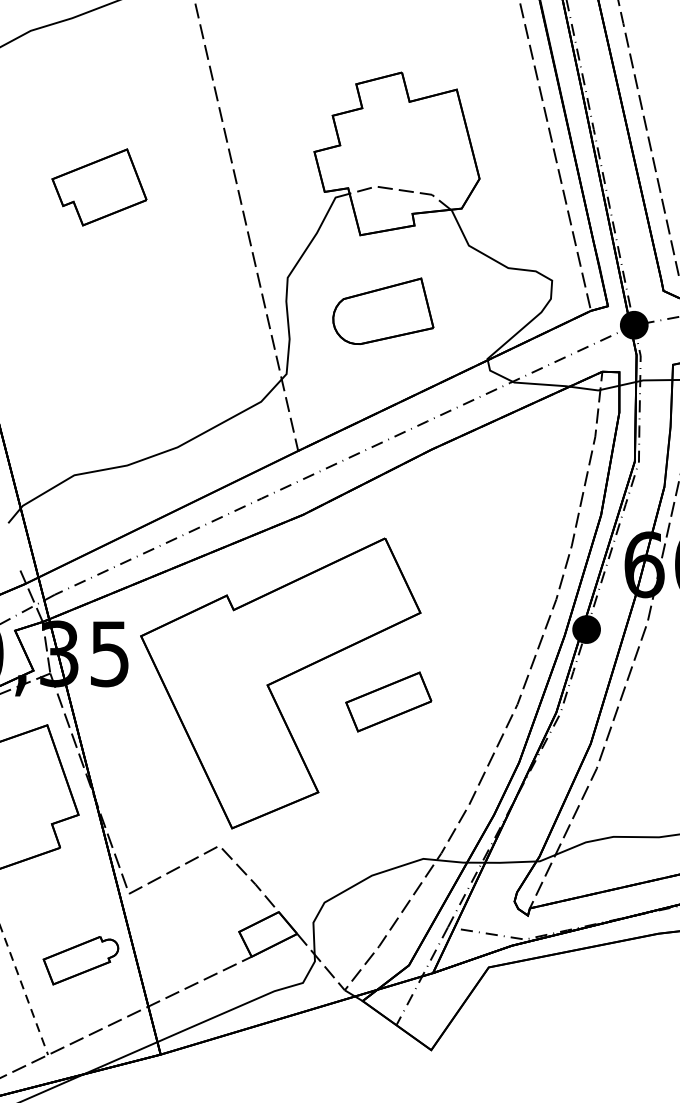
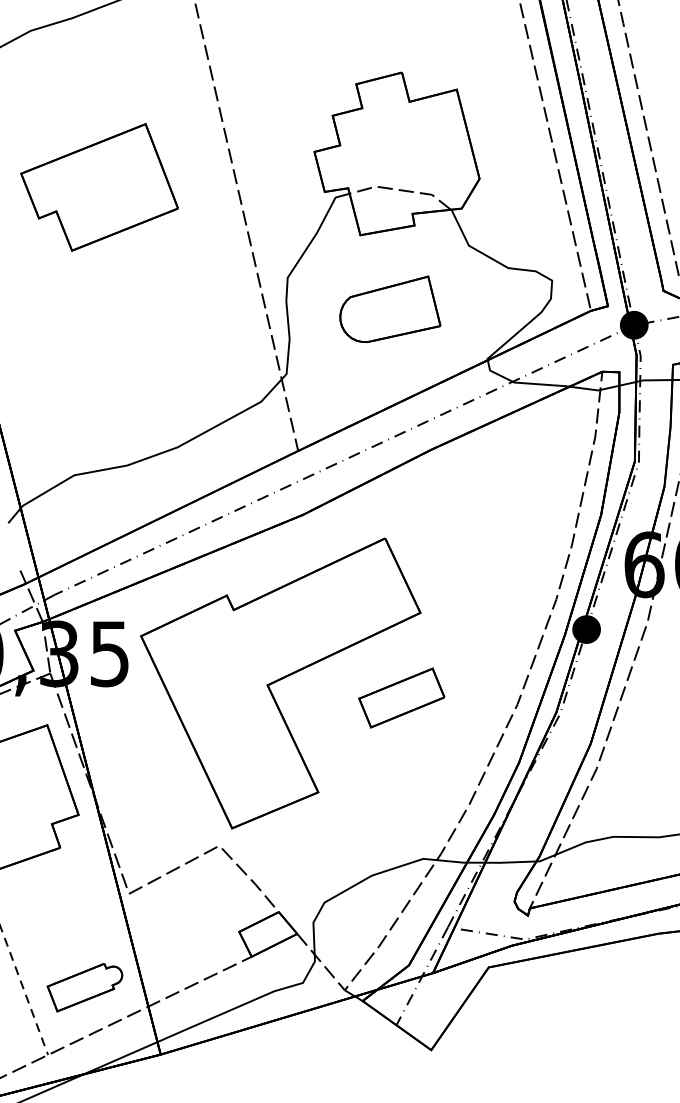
part size: 97x79 px -> 159x129 px (99, 187)
part position: (383, 310) -> (390, 308) (390, 308)
part position: (388, 701) -> (401, 697) (401, 697)
part position: (80, 960) -> (84, 987) (84, 987)
